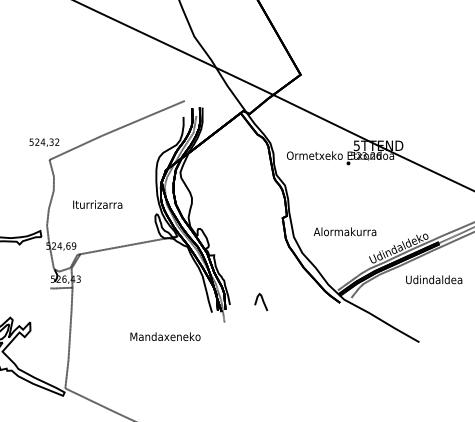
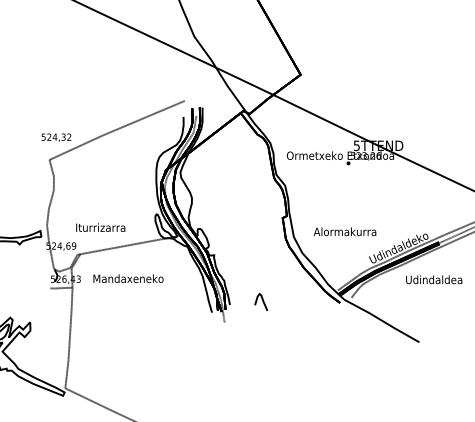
text position: (44, 142) -> (56, 137) (56, 137)
text position: (97, 204) -> (100, 227) (100, 227)
text position: (165, 336) -> (128, 278) (128, 278)
